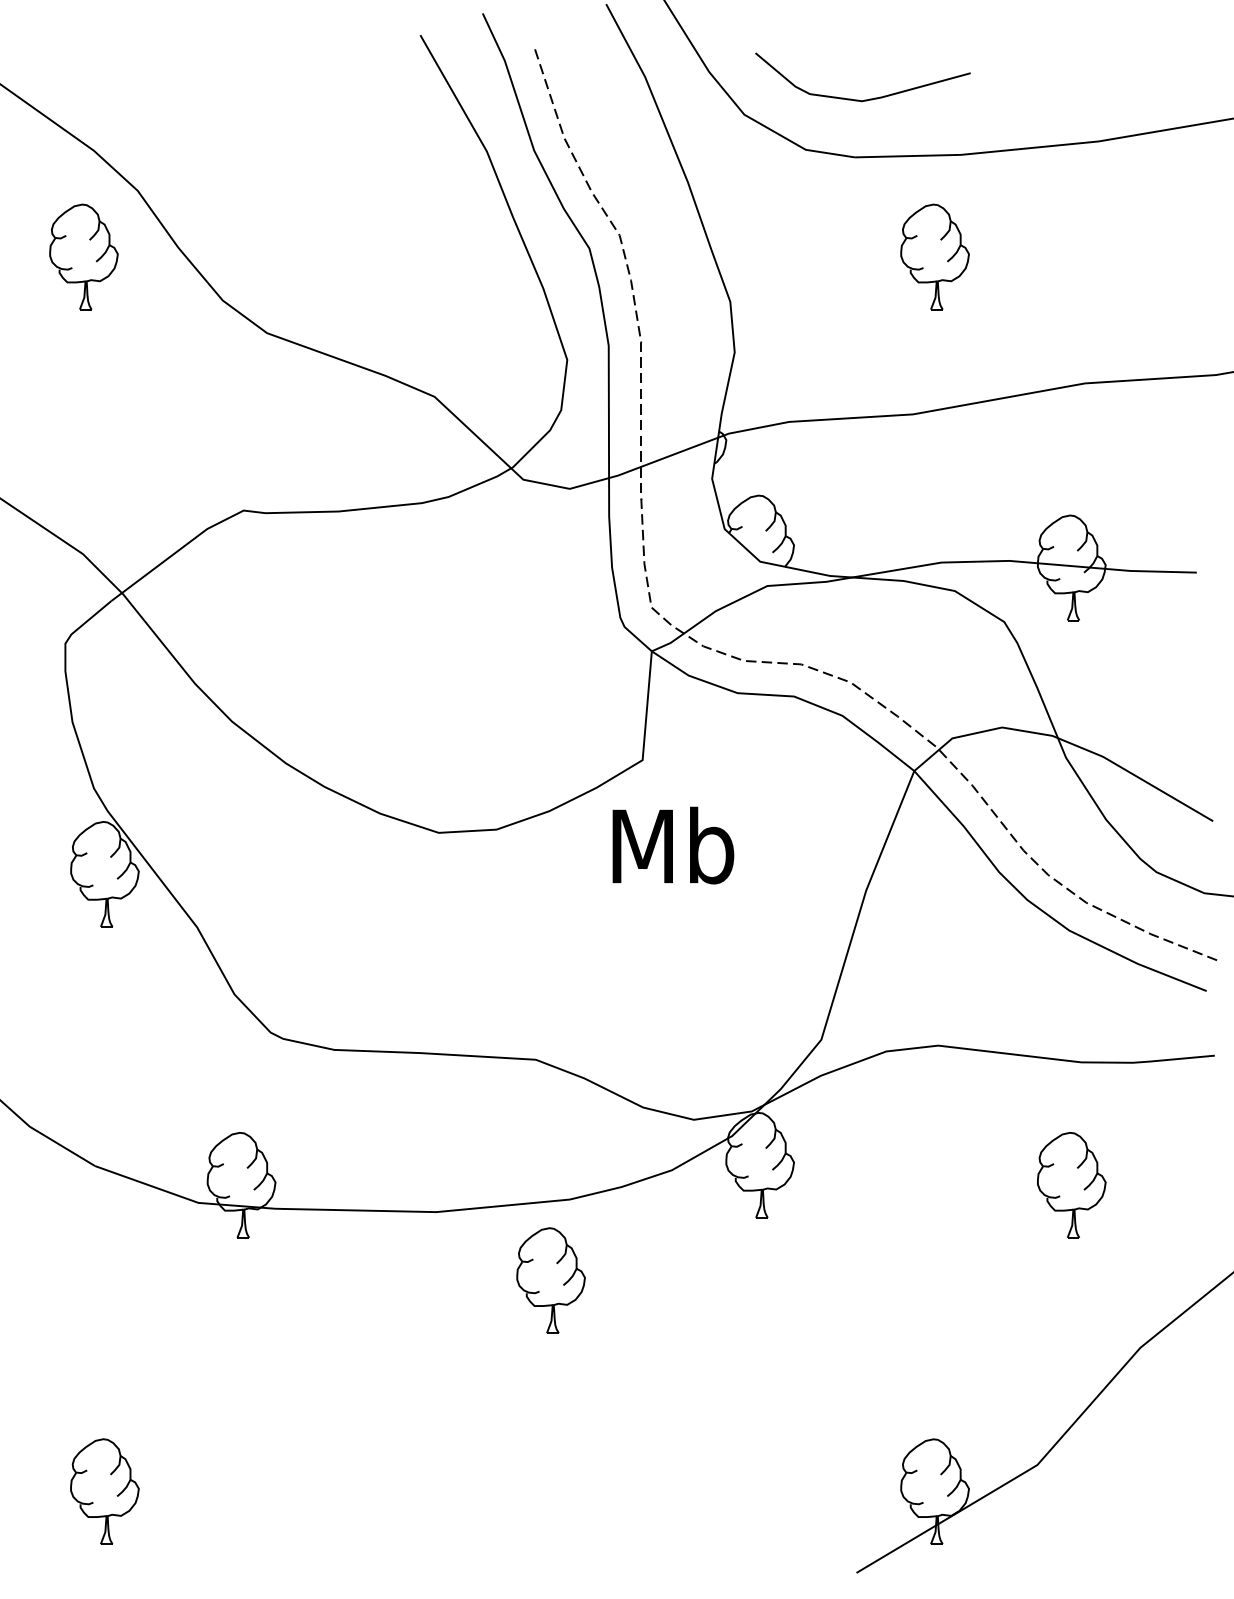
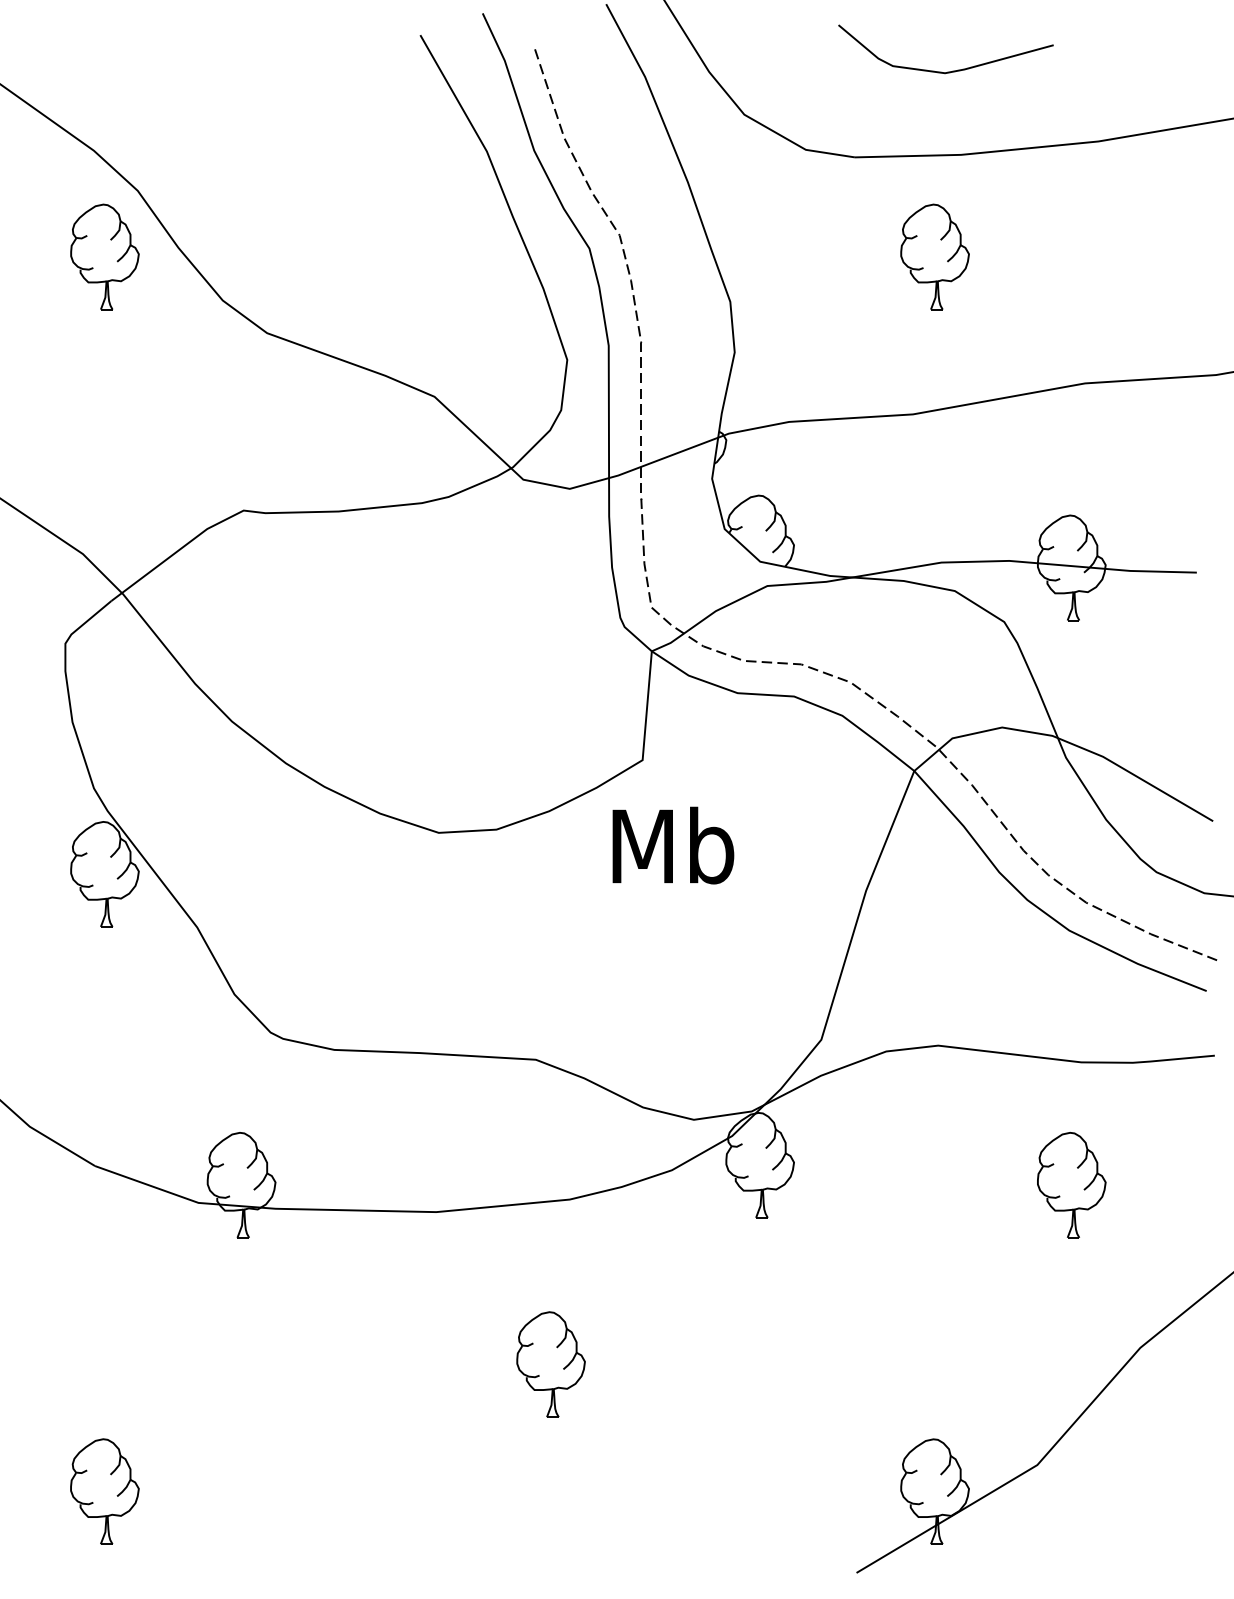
curve position: (864, 99) -> (947, 71) (947, 71)
part position: (83, 256) -> (104, 256) (104, 256)
part position: (550, 1280) -> (550, 1364) (550, 1364)
